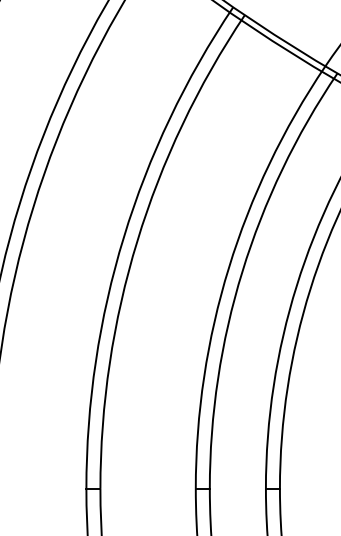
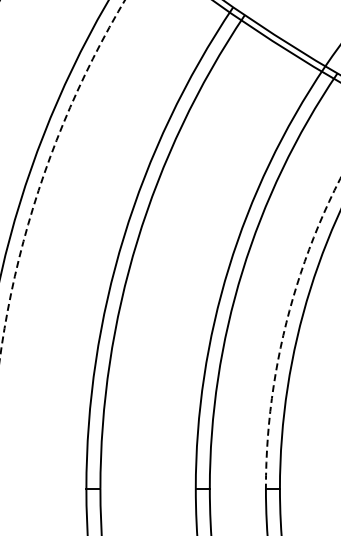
arc: solid -> dashed (44, 173)
arc: solid -> dashed (285, 328)
